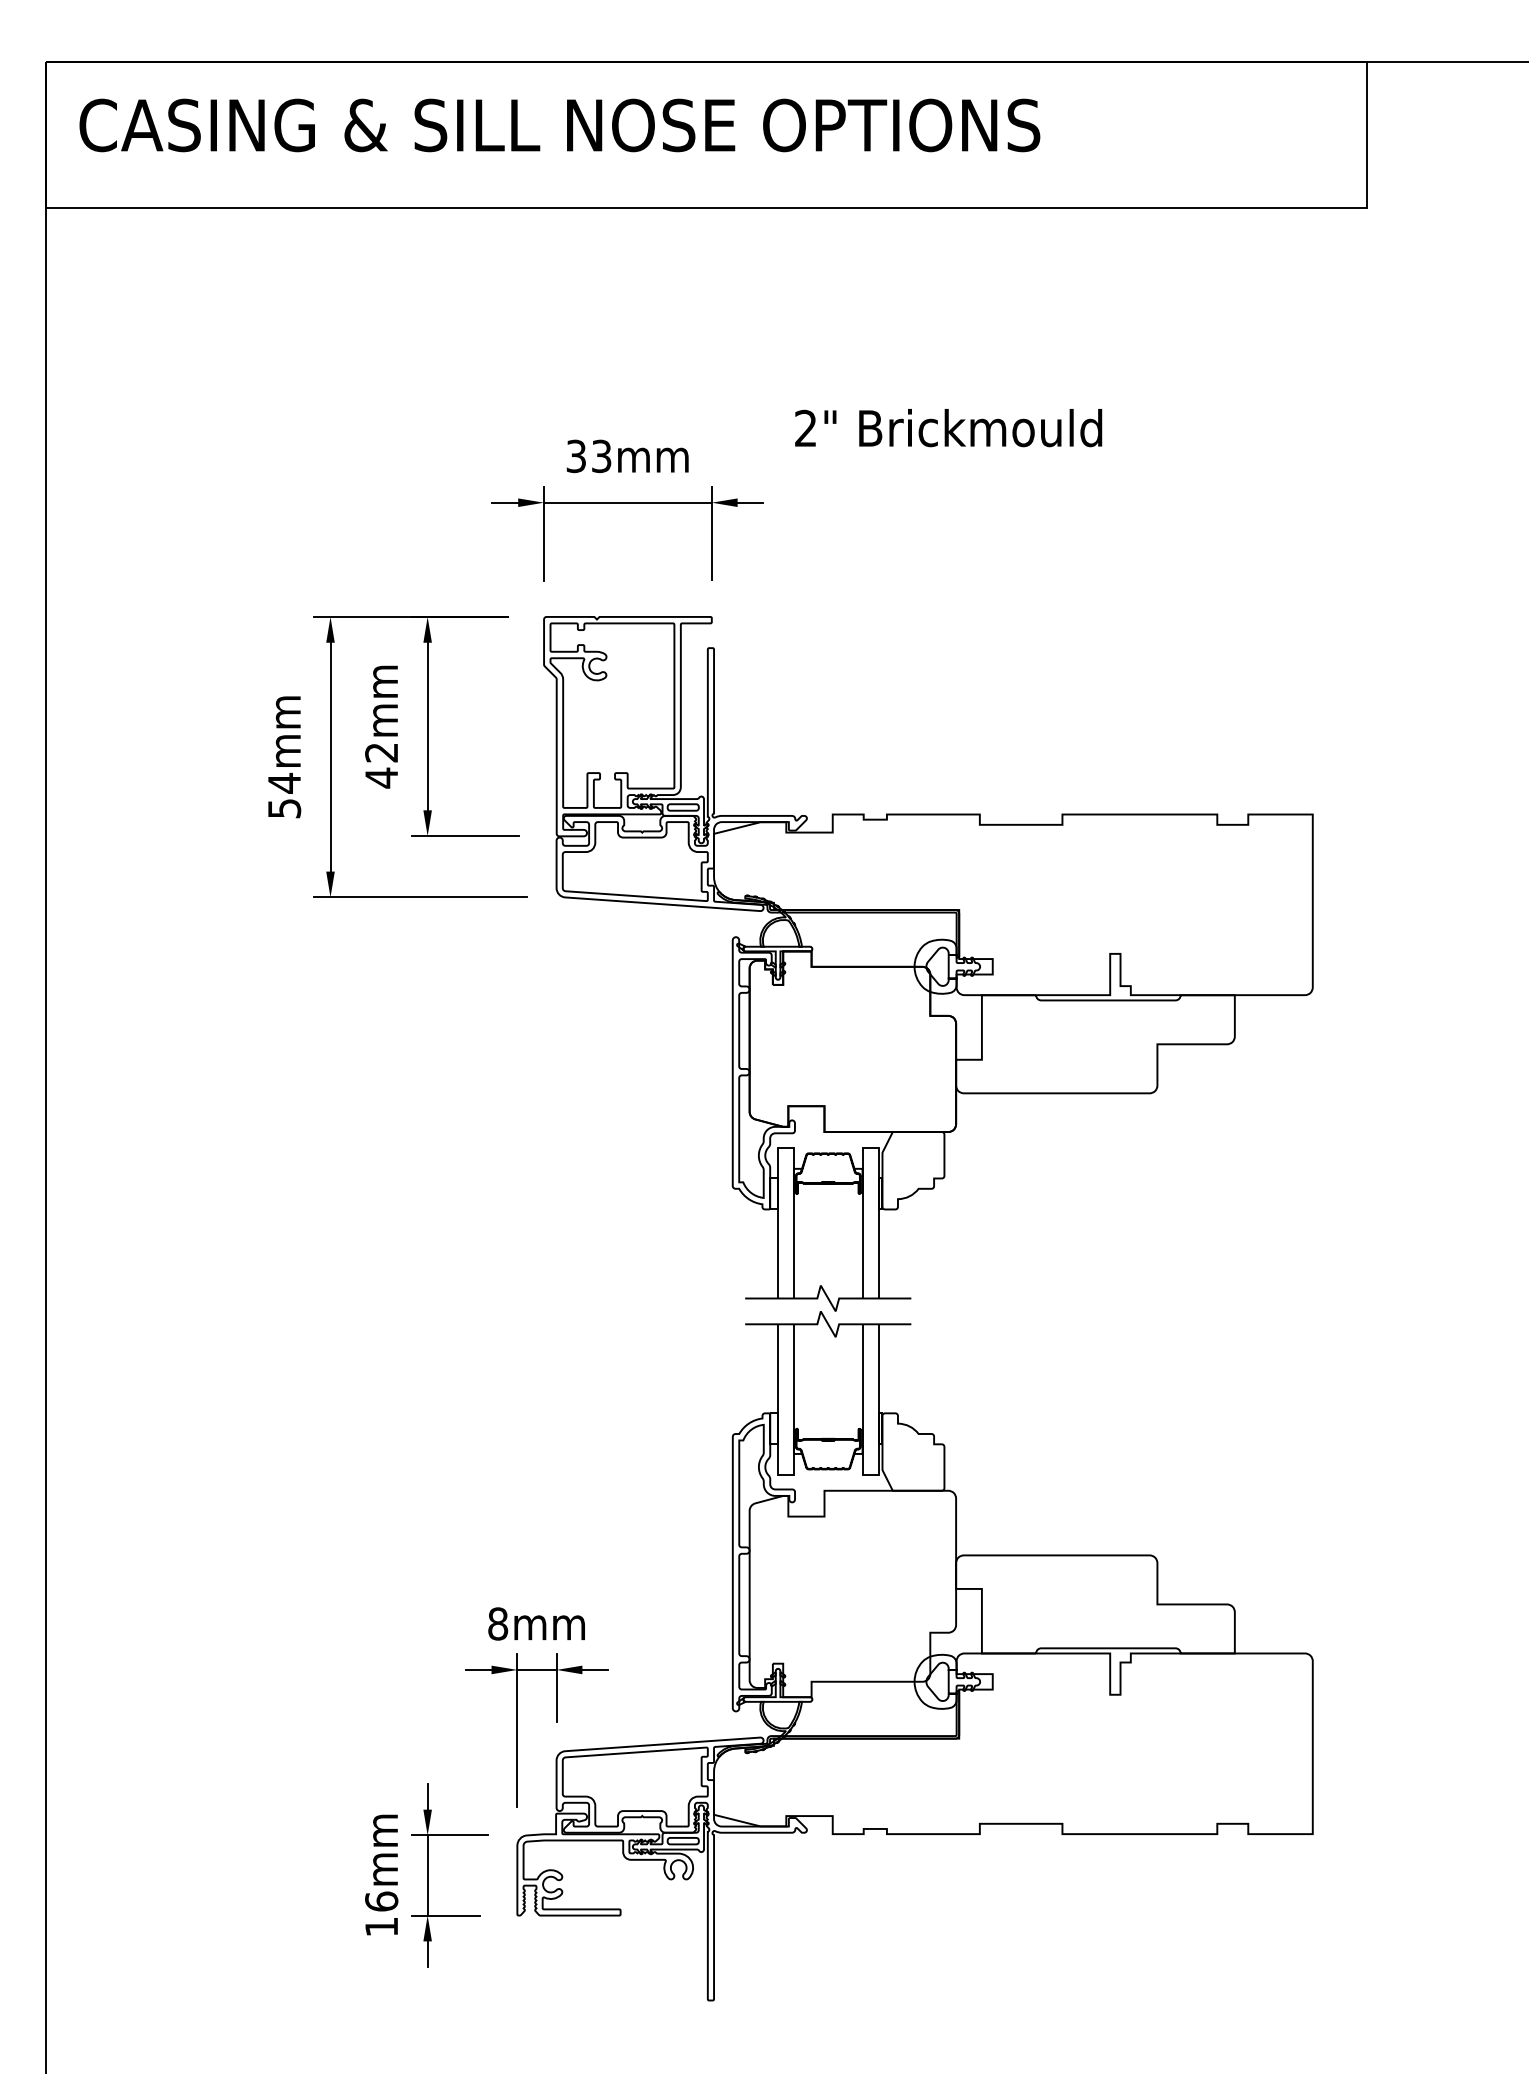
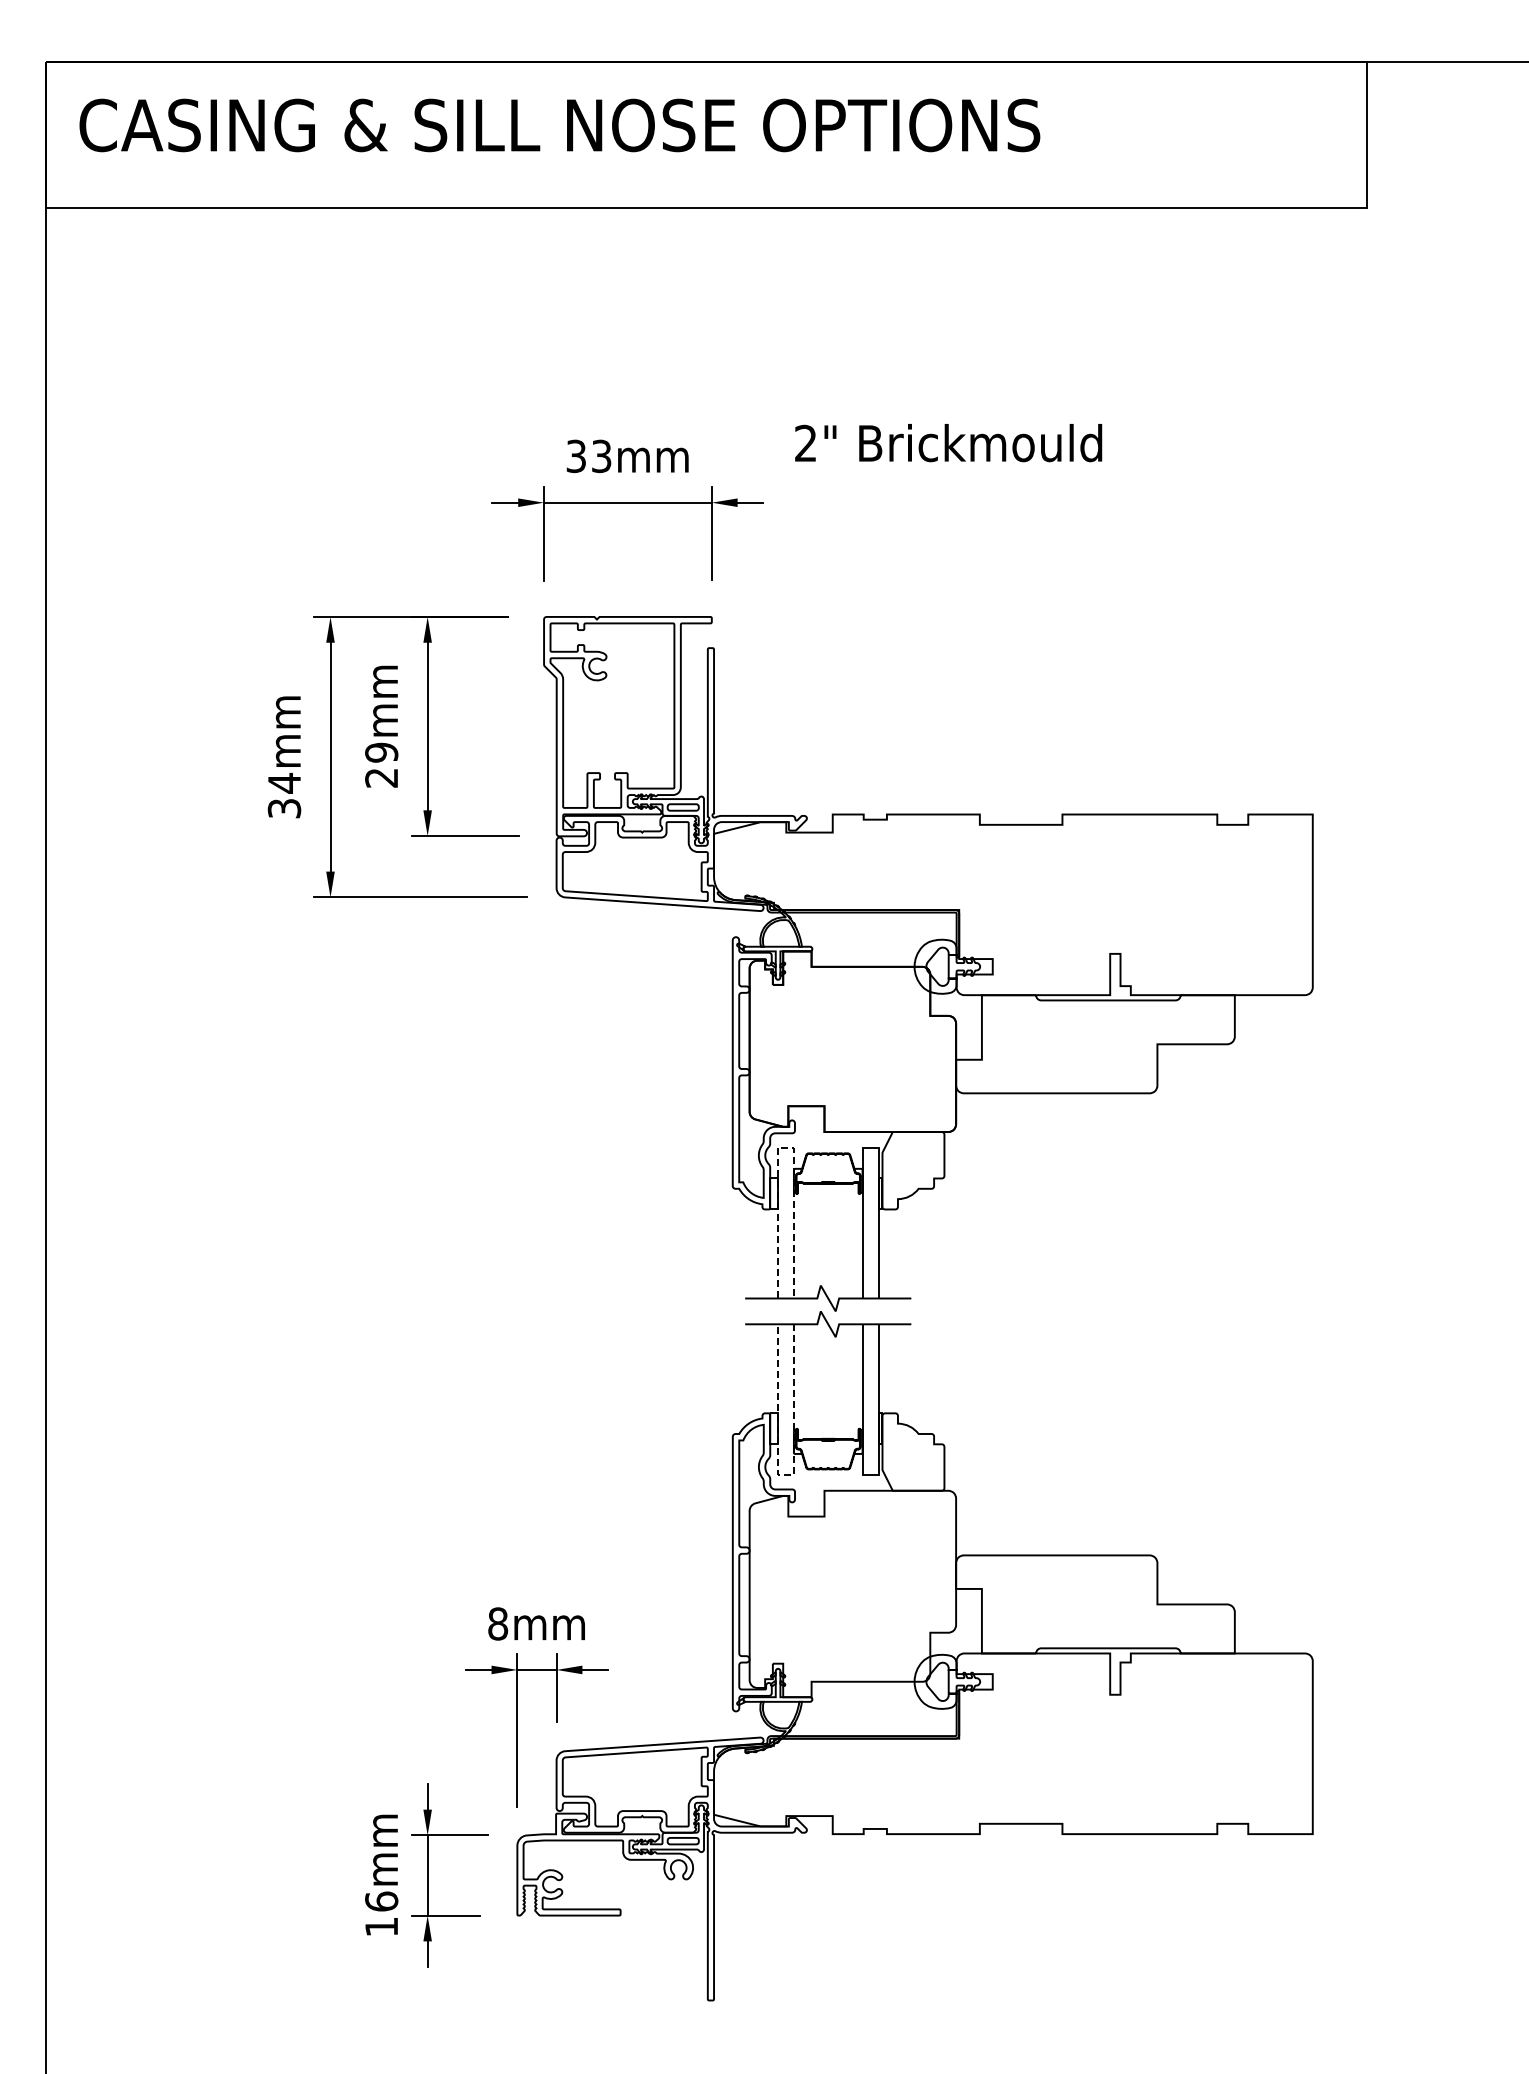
text position: (948, 428) -> (948, 443) (948, 443)
text: 42mm -> 29mm (381, 765)
text: 54mm -> 34mm (283, 808)
line: solid -> dashed (786, 1147)
line: solid -> dashed (785, 1475)
